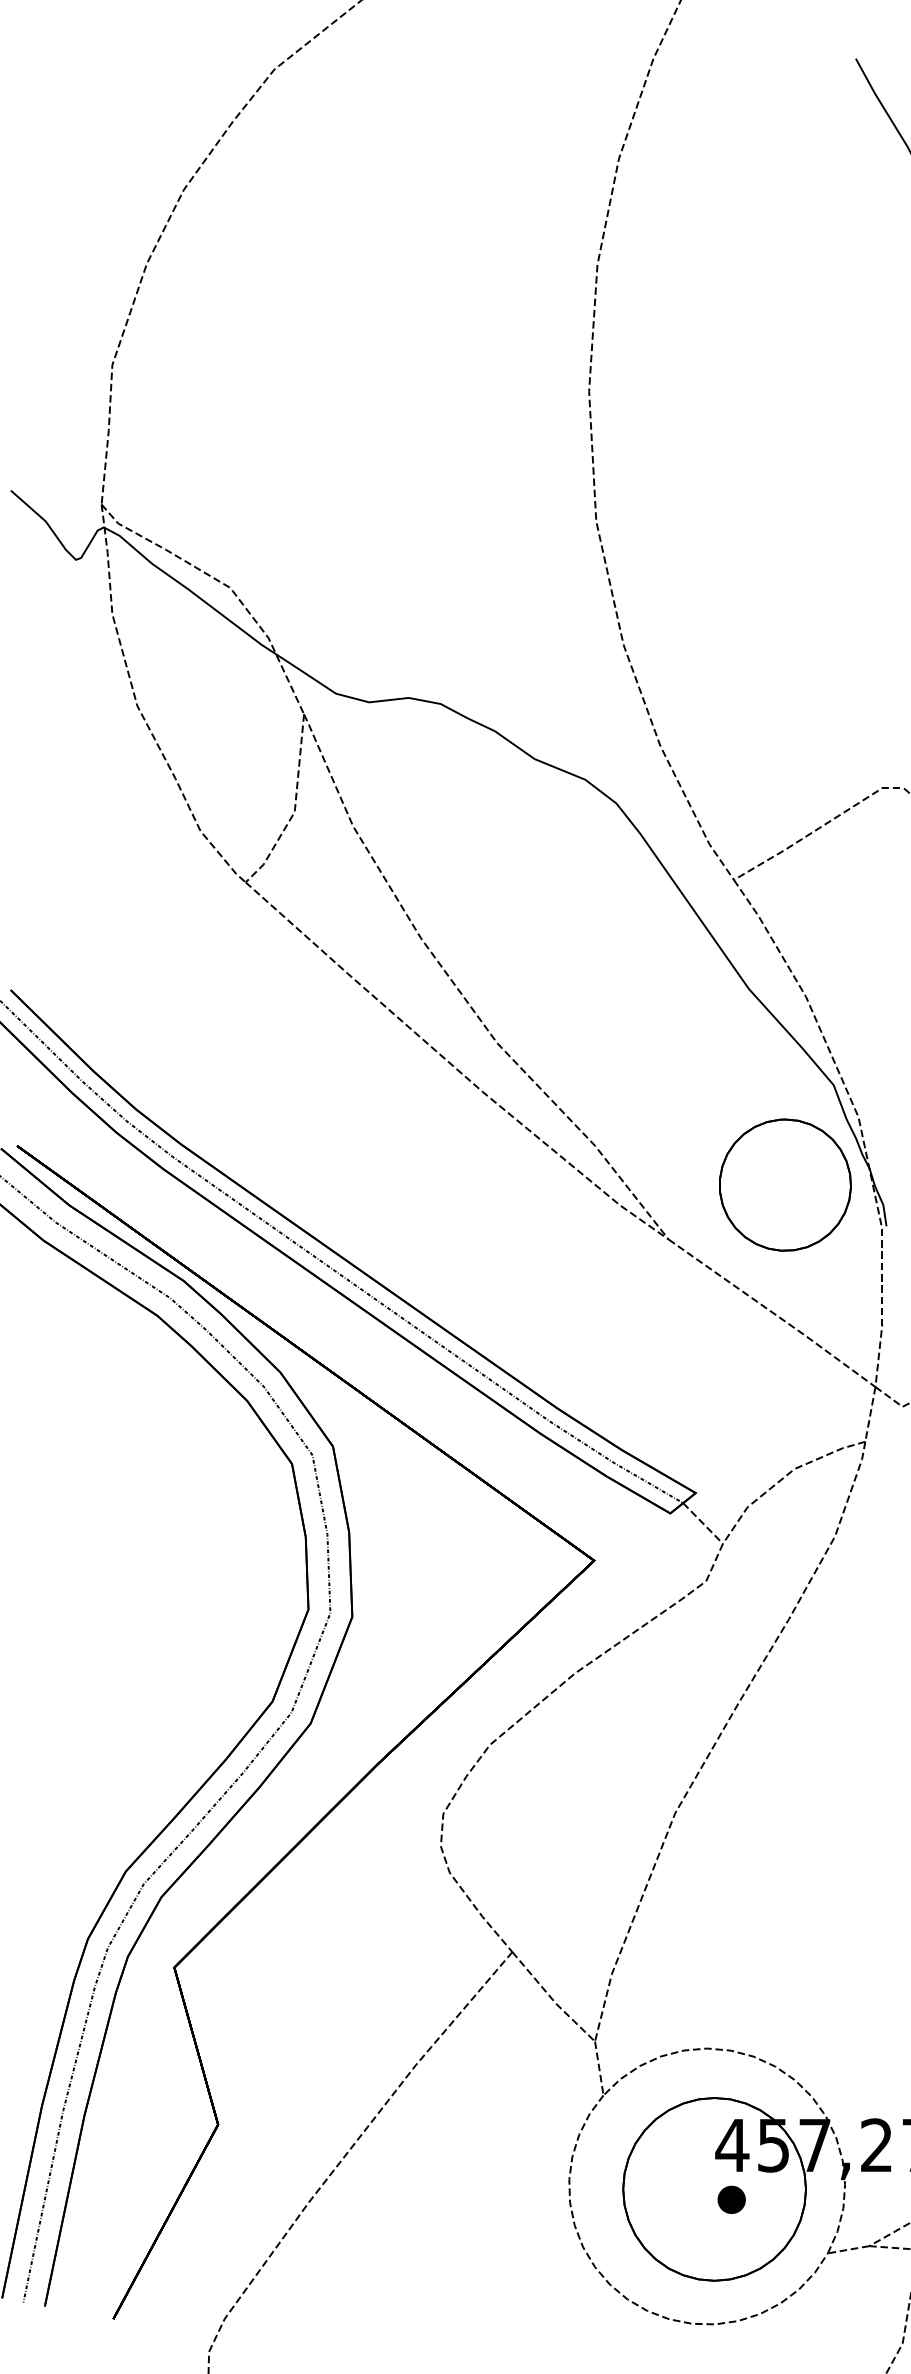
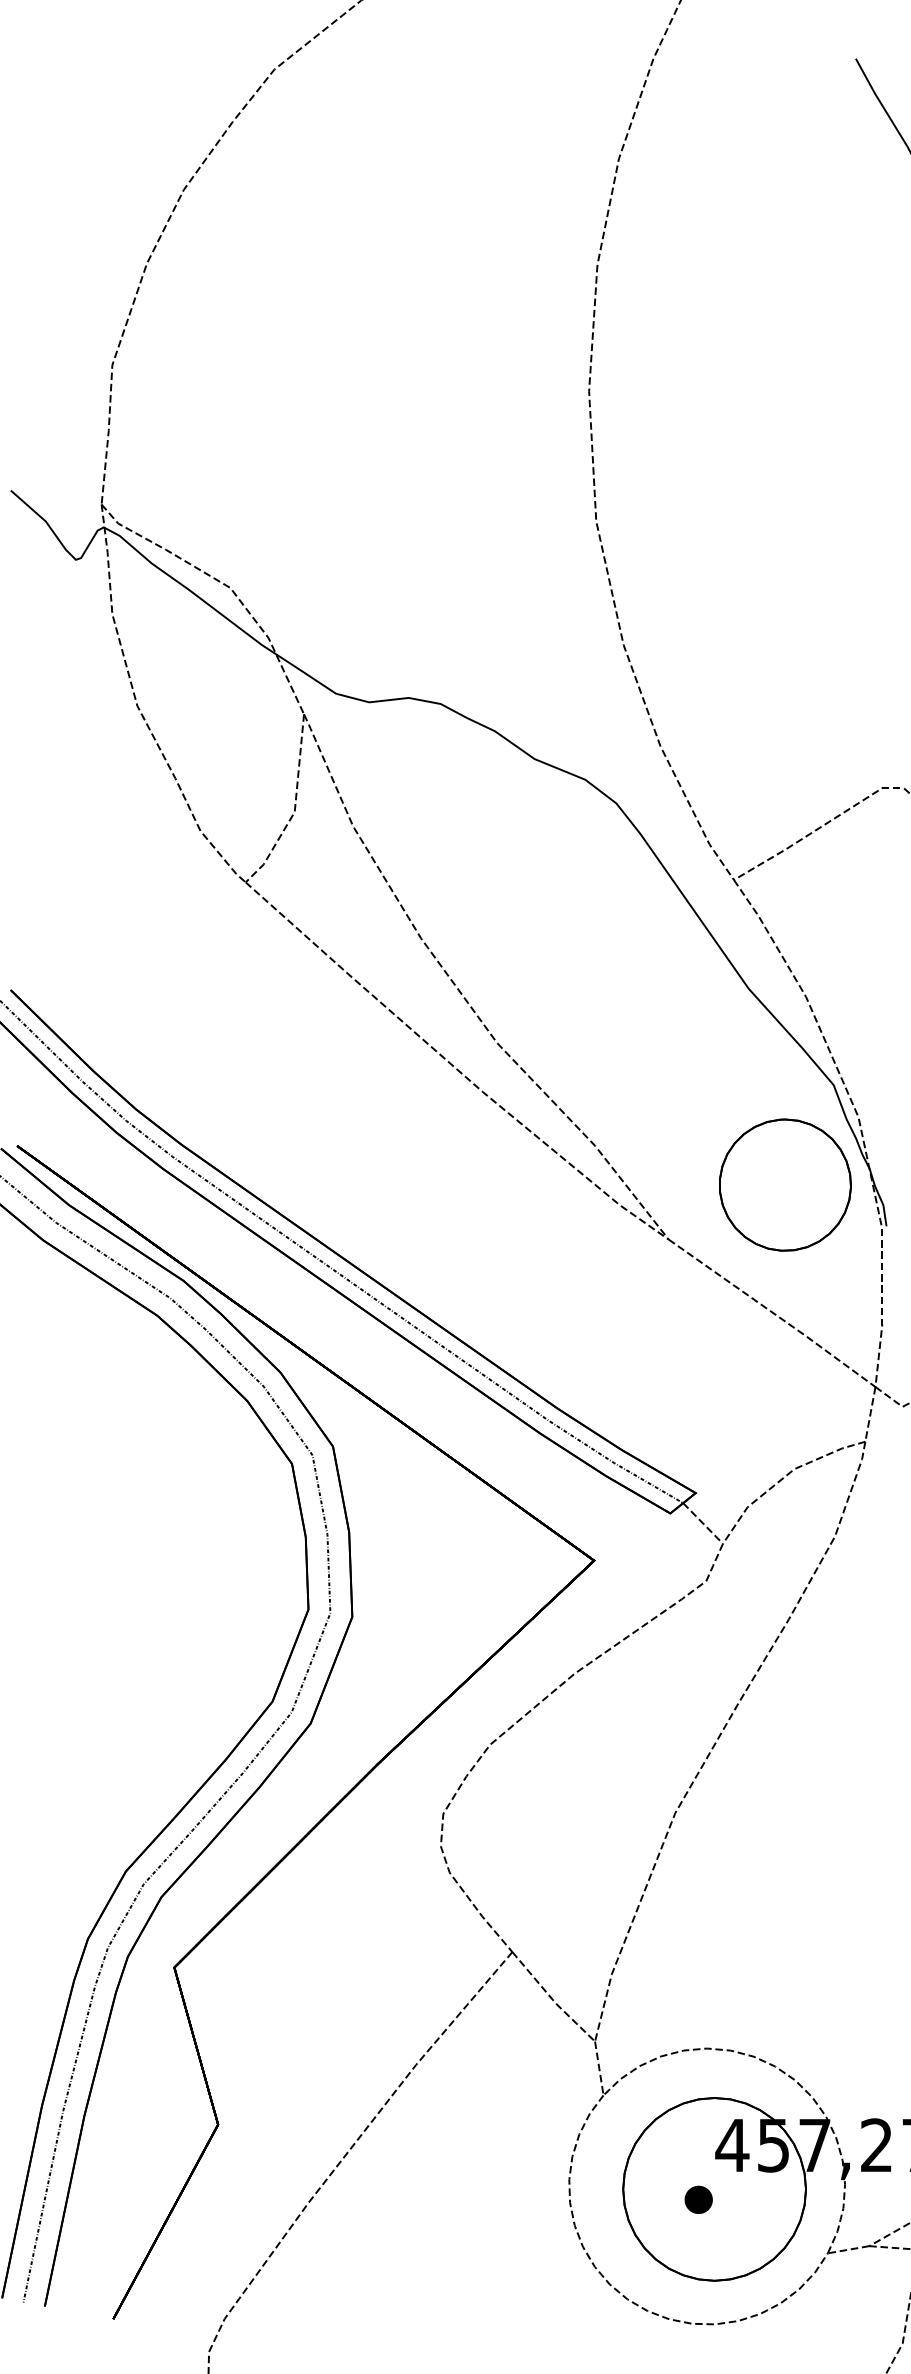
part position: (731, 2199) -> (698, 2199) (698, 2199)
